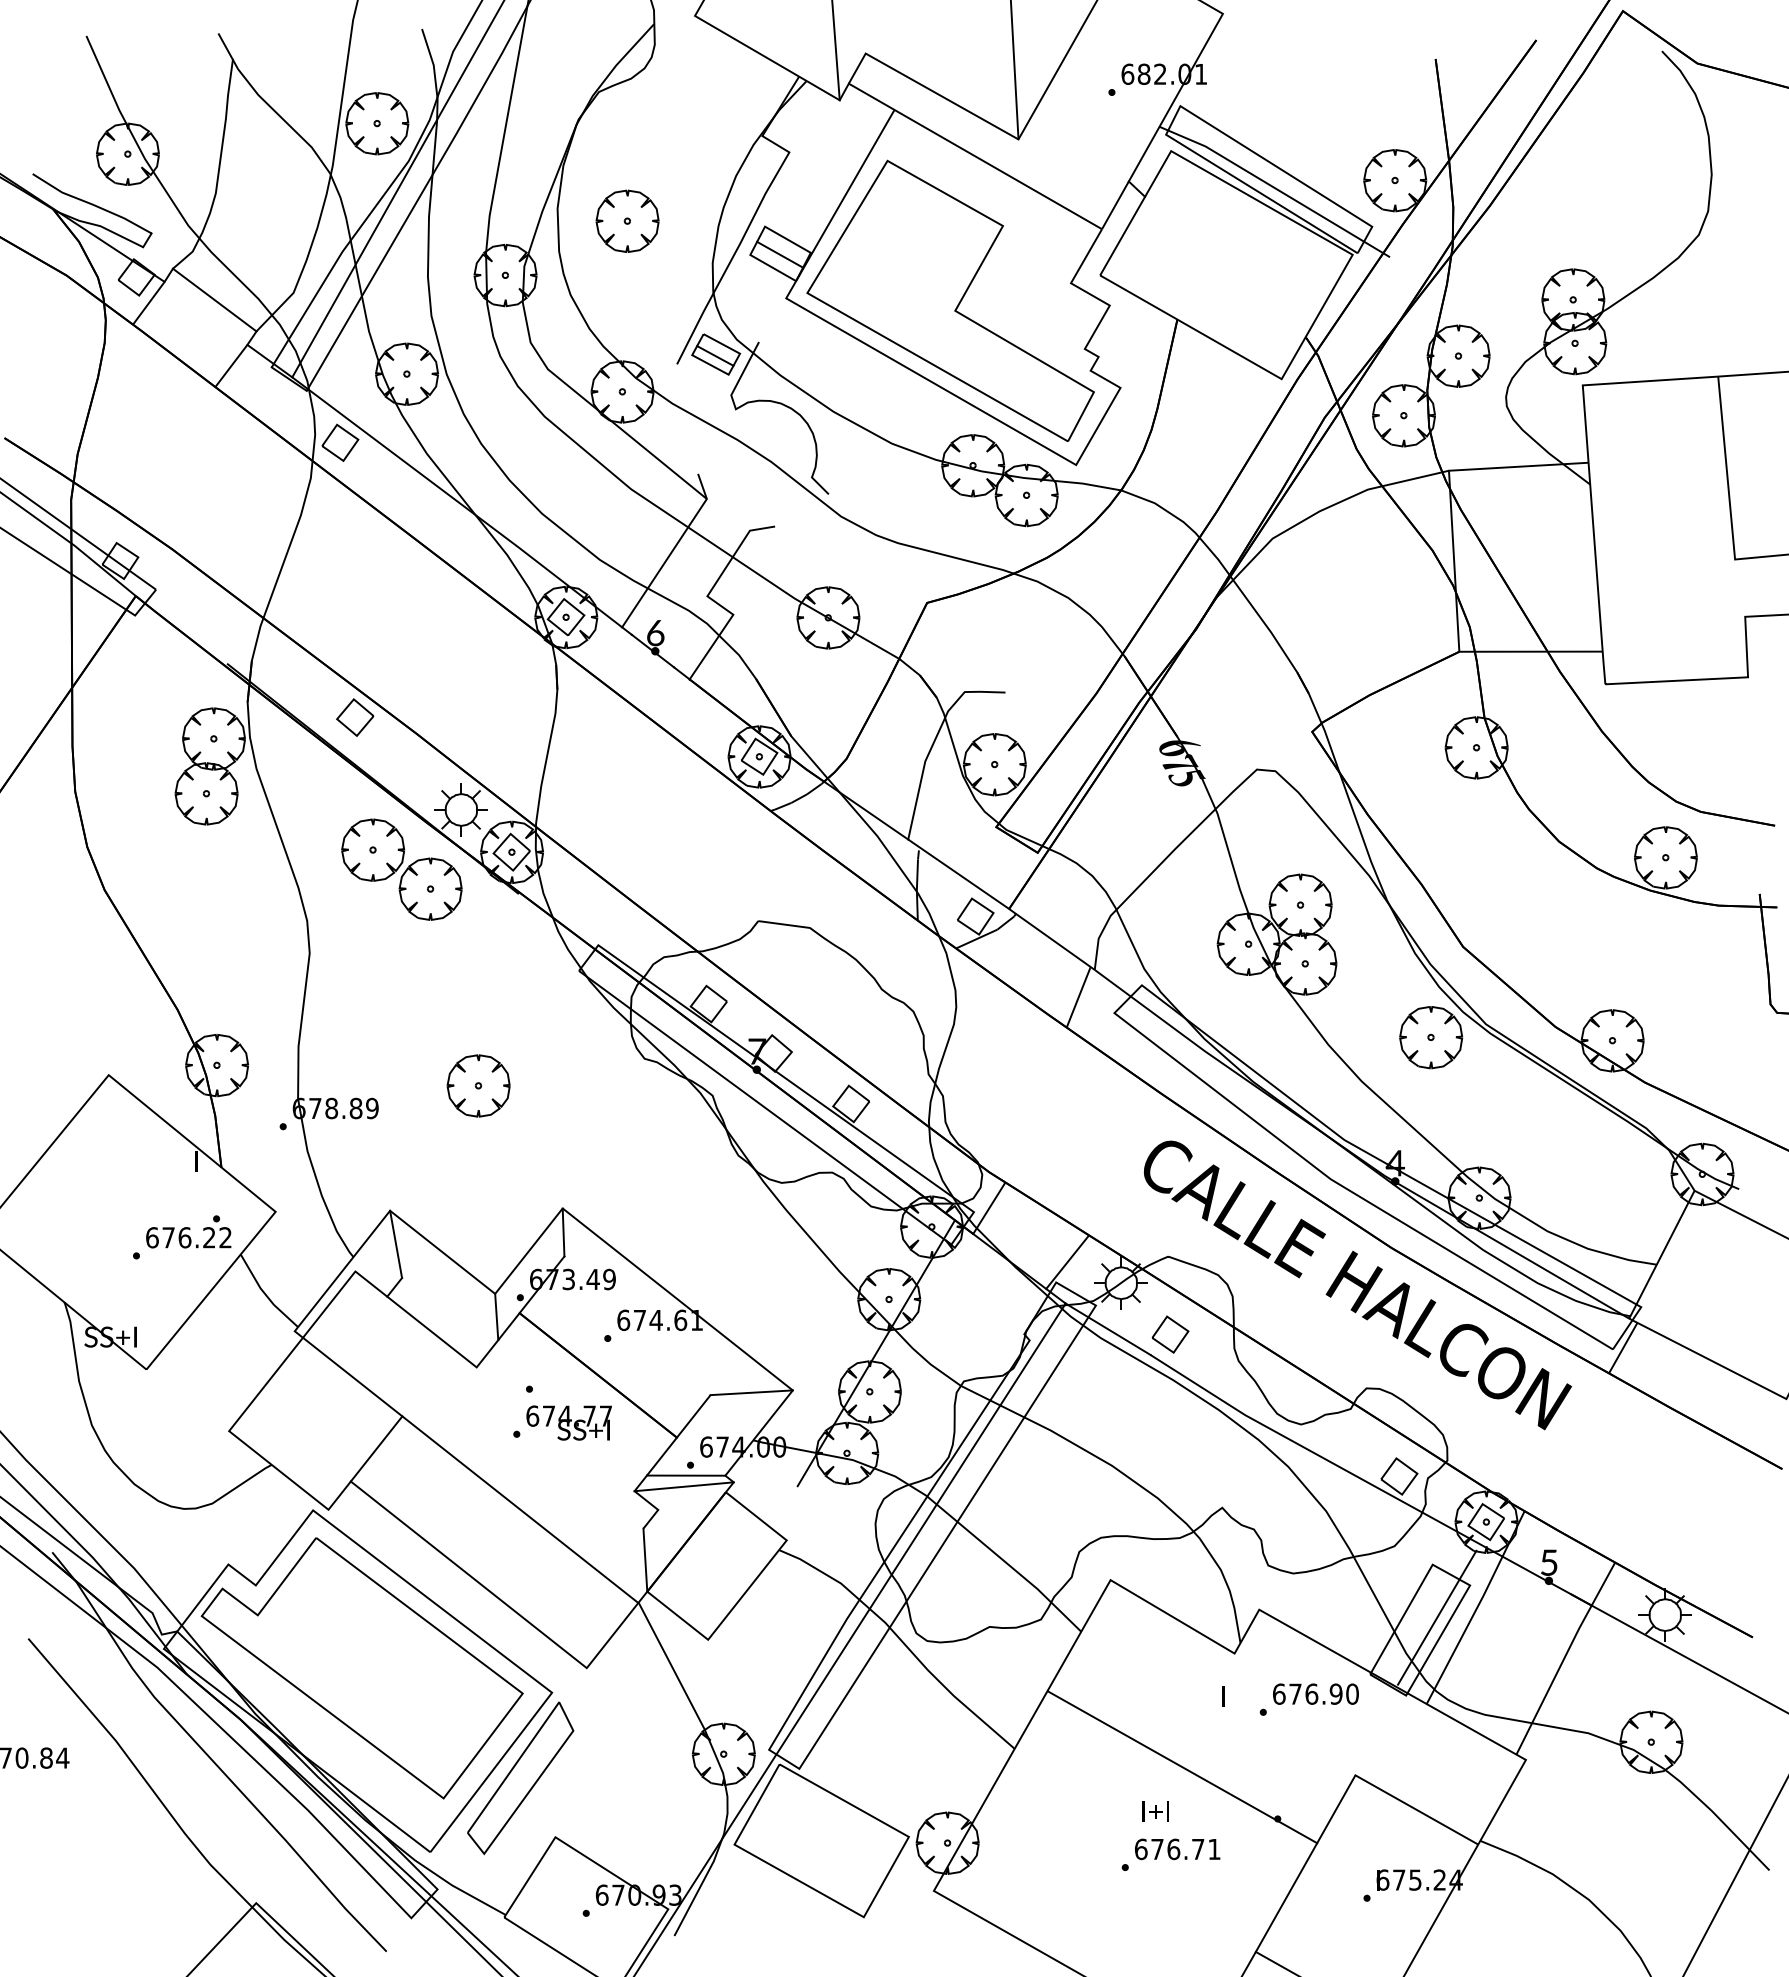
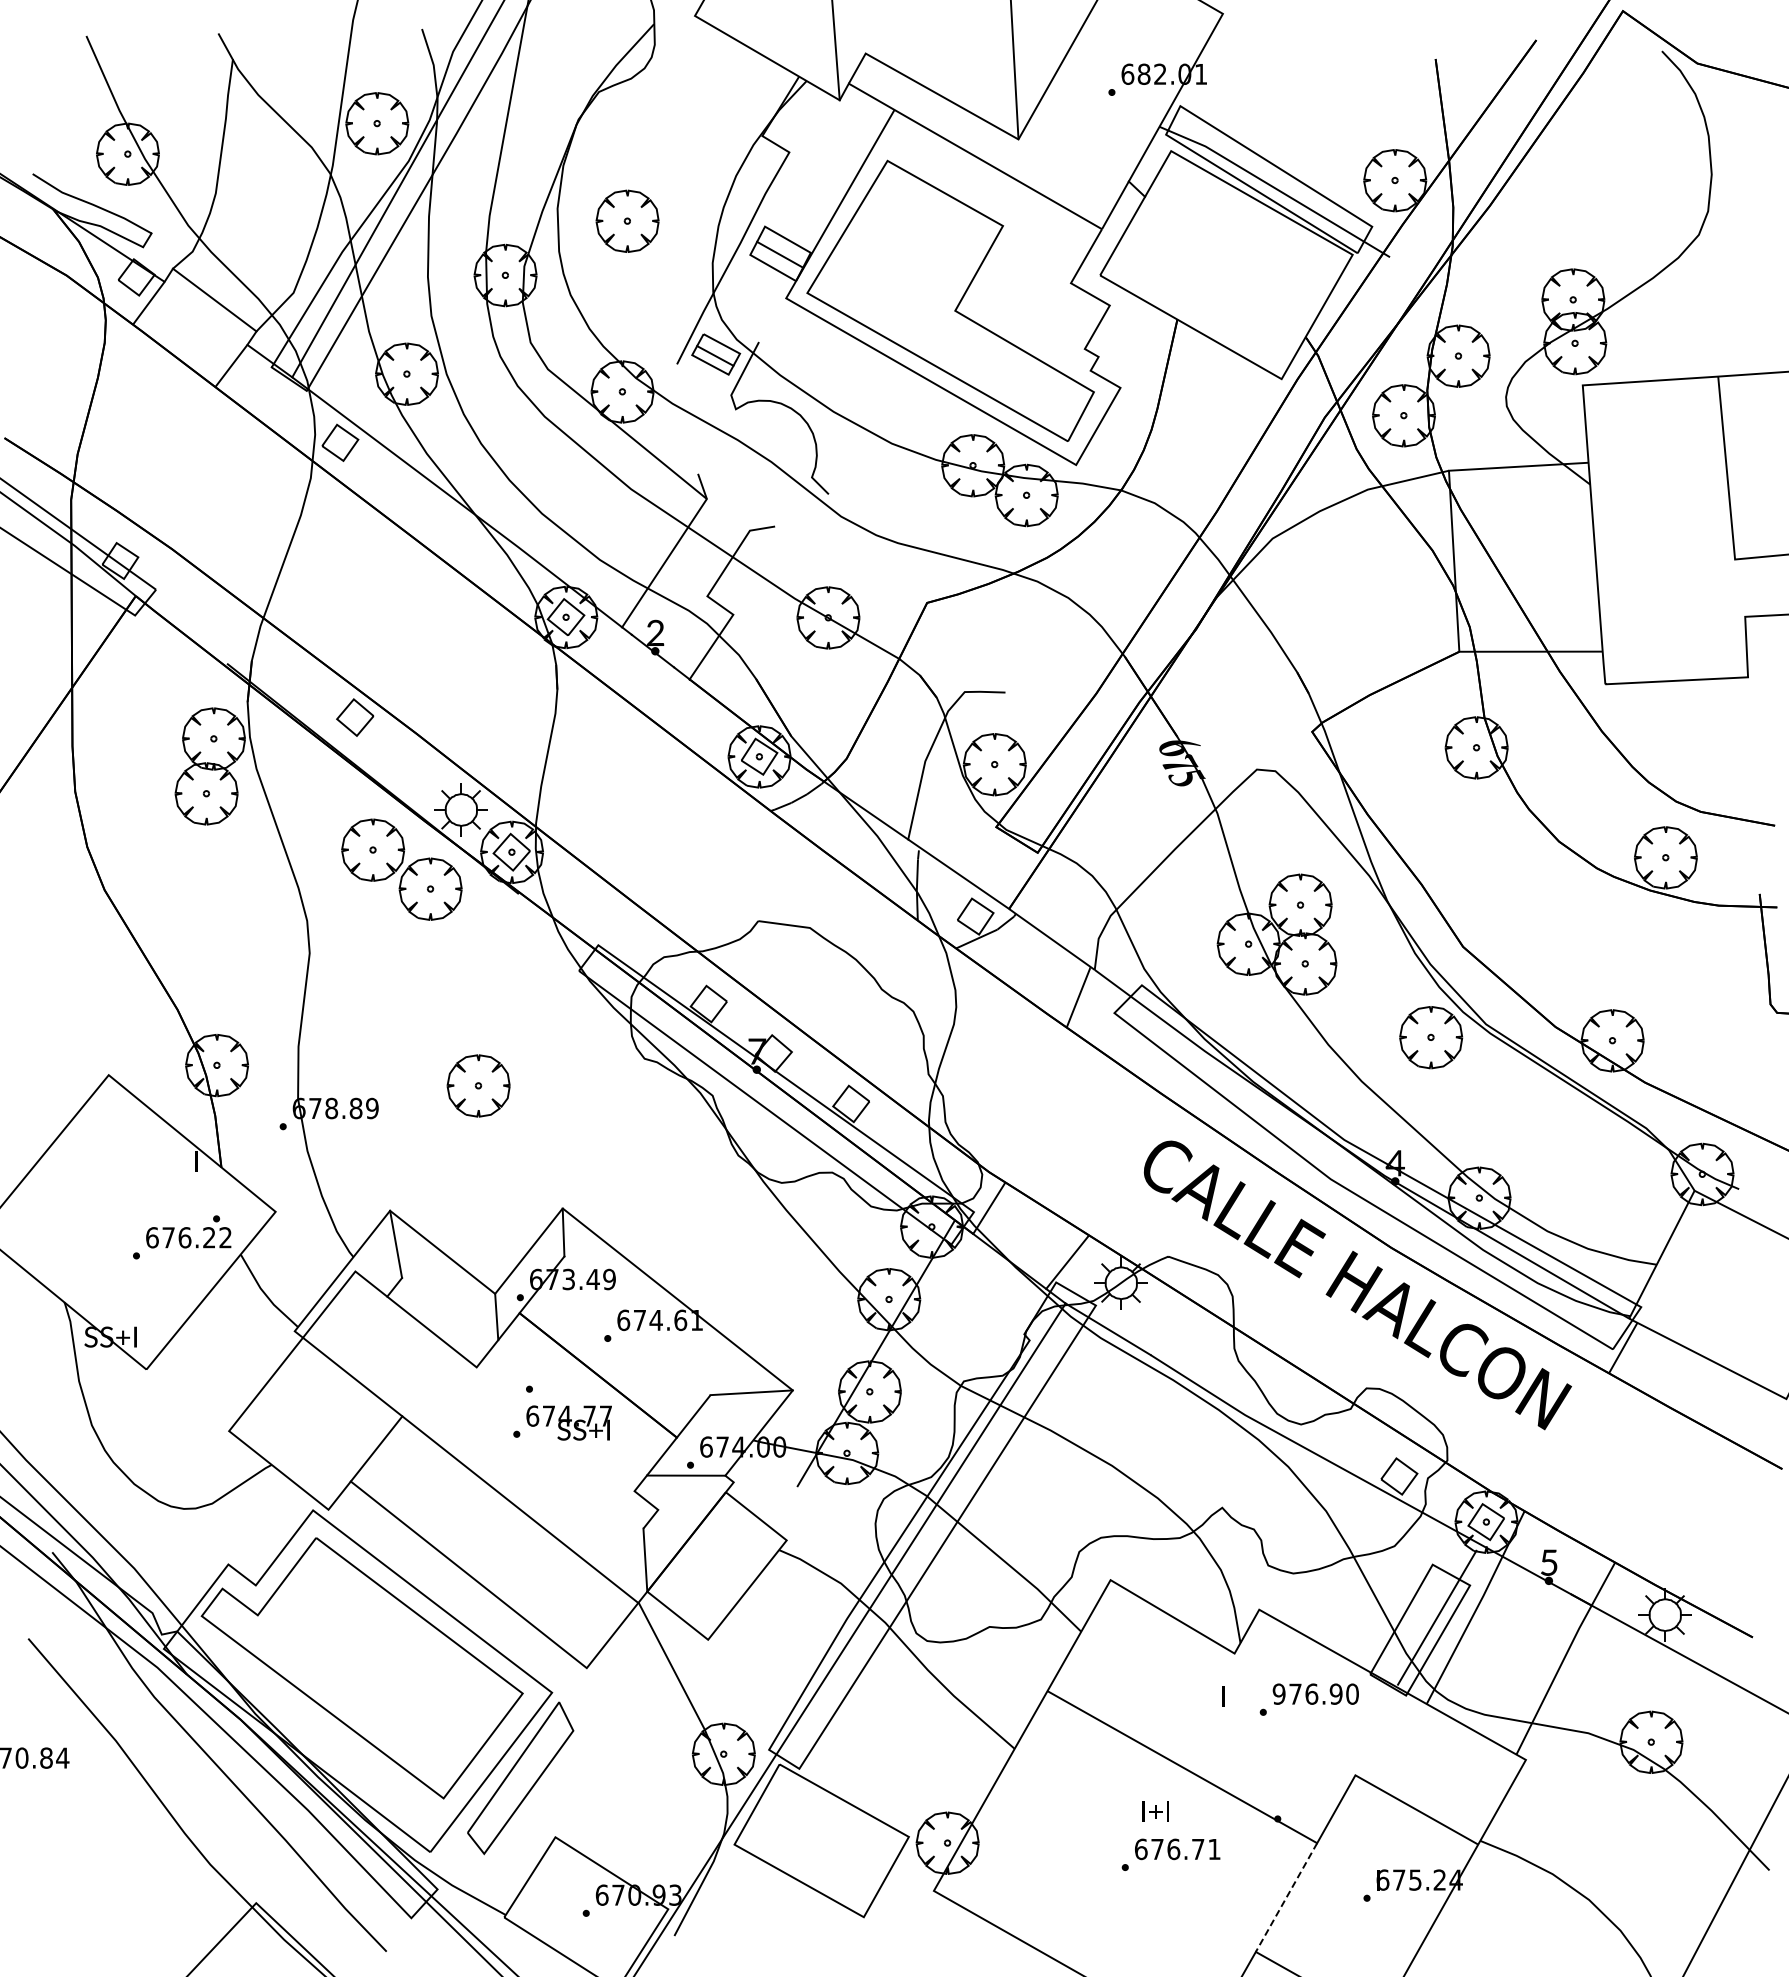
text: 6 -> 2 (655, 632)
part: present -> none (1170, 1334)
line: present -> none (683, 1486)
text: 676.90 -> 976.90 (1278, 1693)
line: solid -> dashed (1286, 1898)
